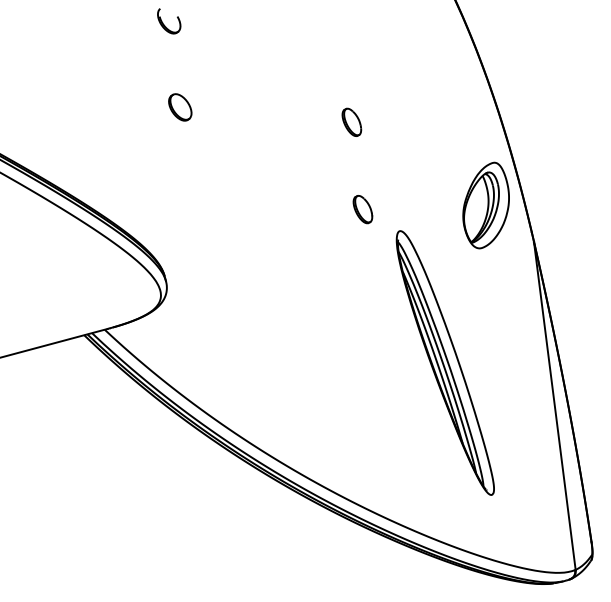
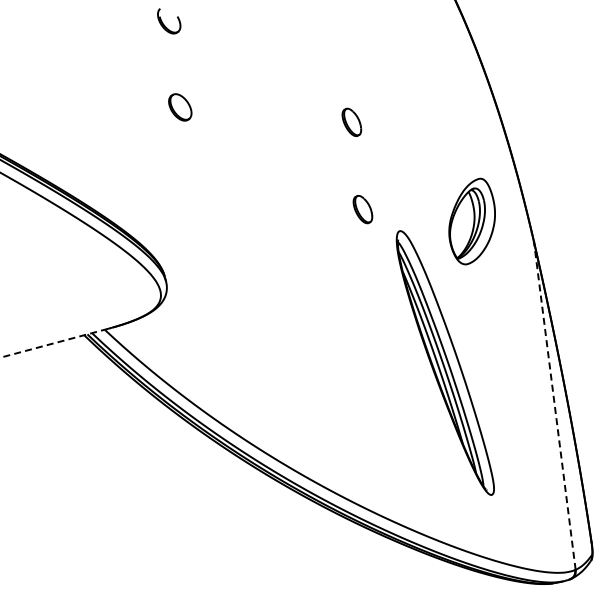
part position: (485, 205) -> (471, 221) (471, 221)
line: solid -> dashed (53, 343)
line: solid -> dashed (554, 405)
